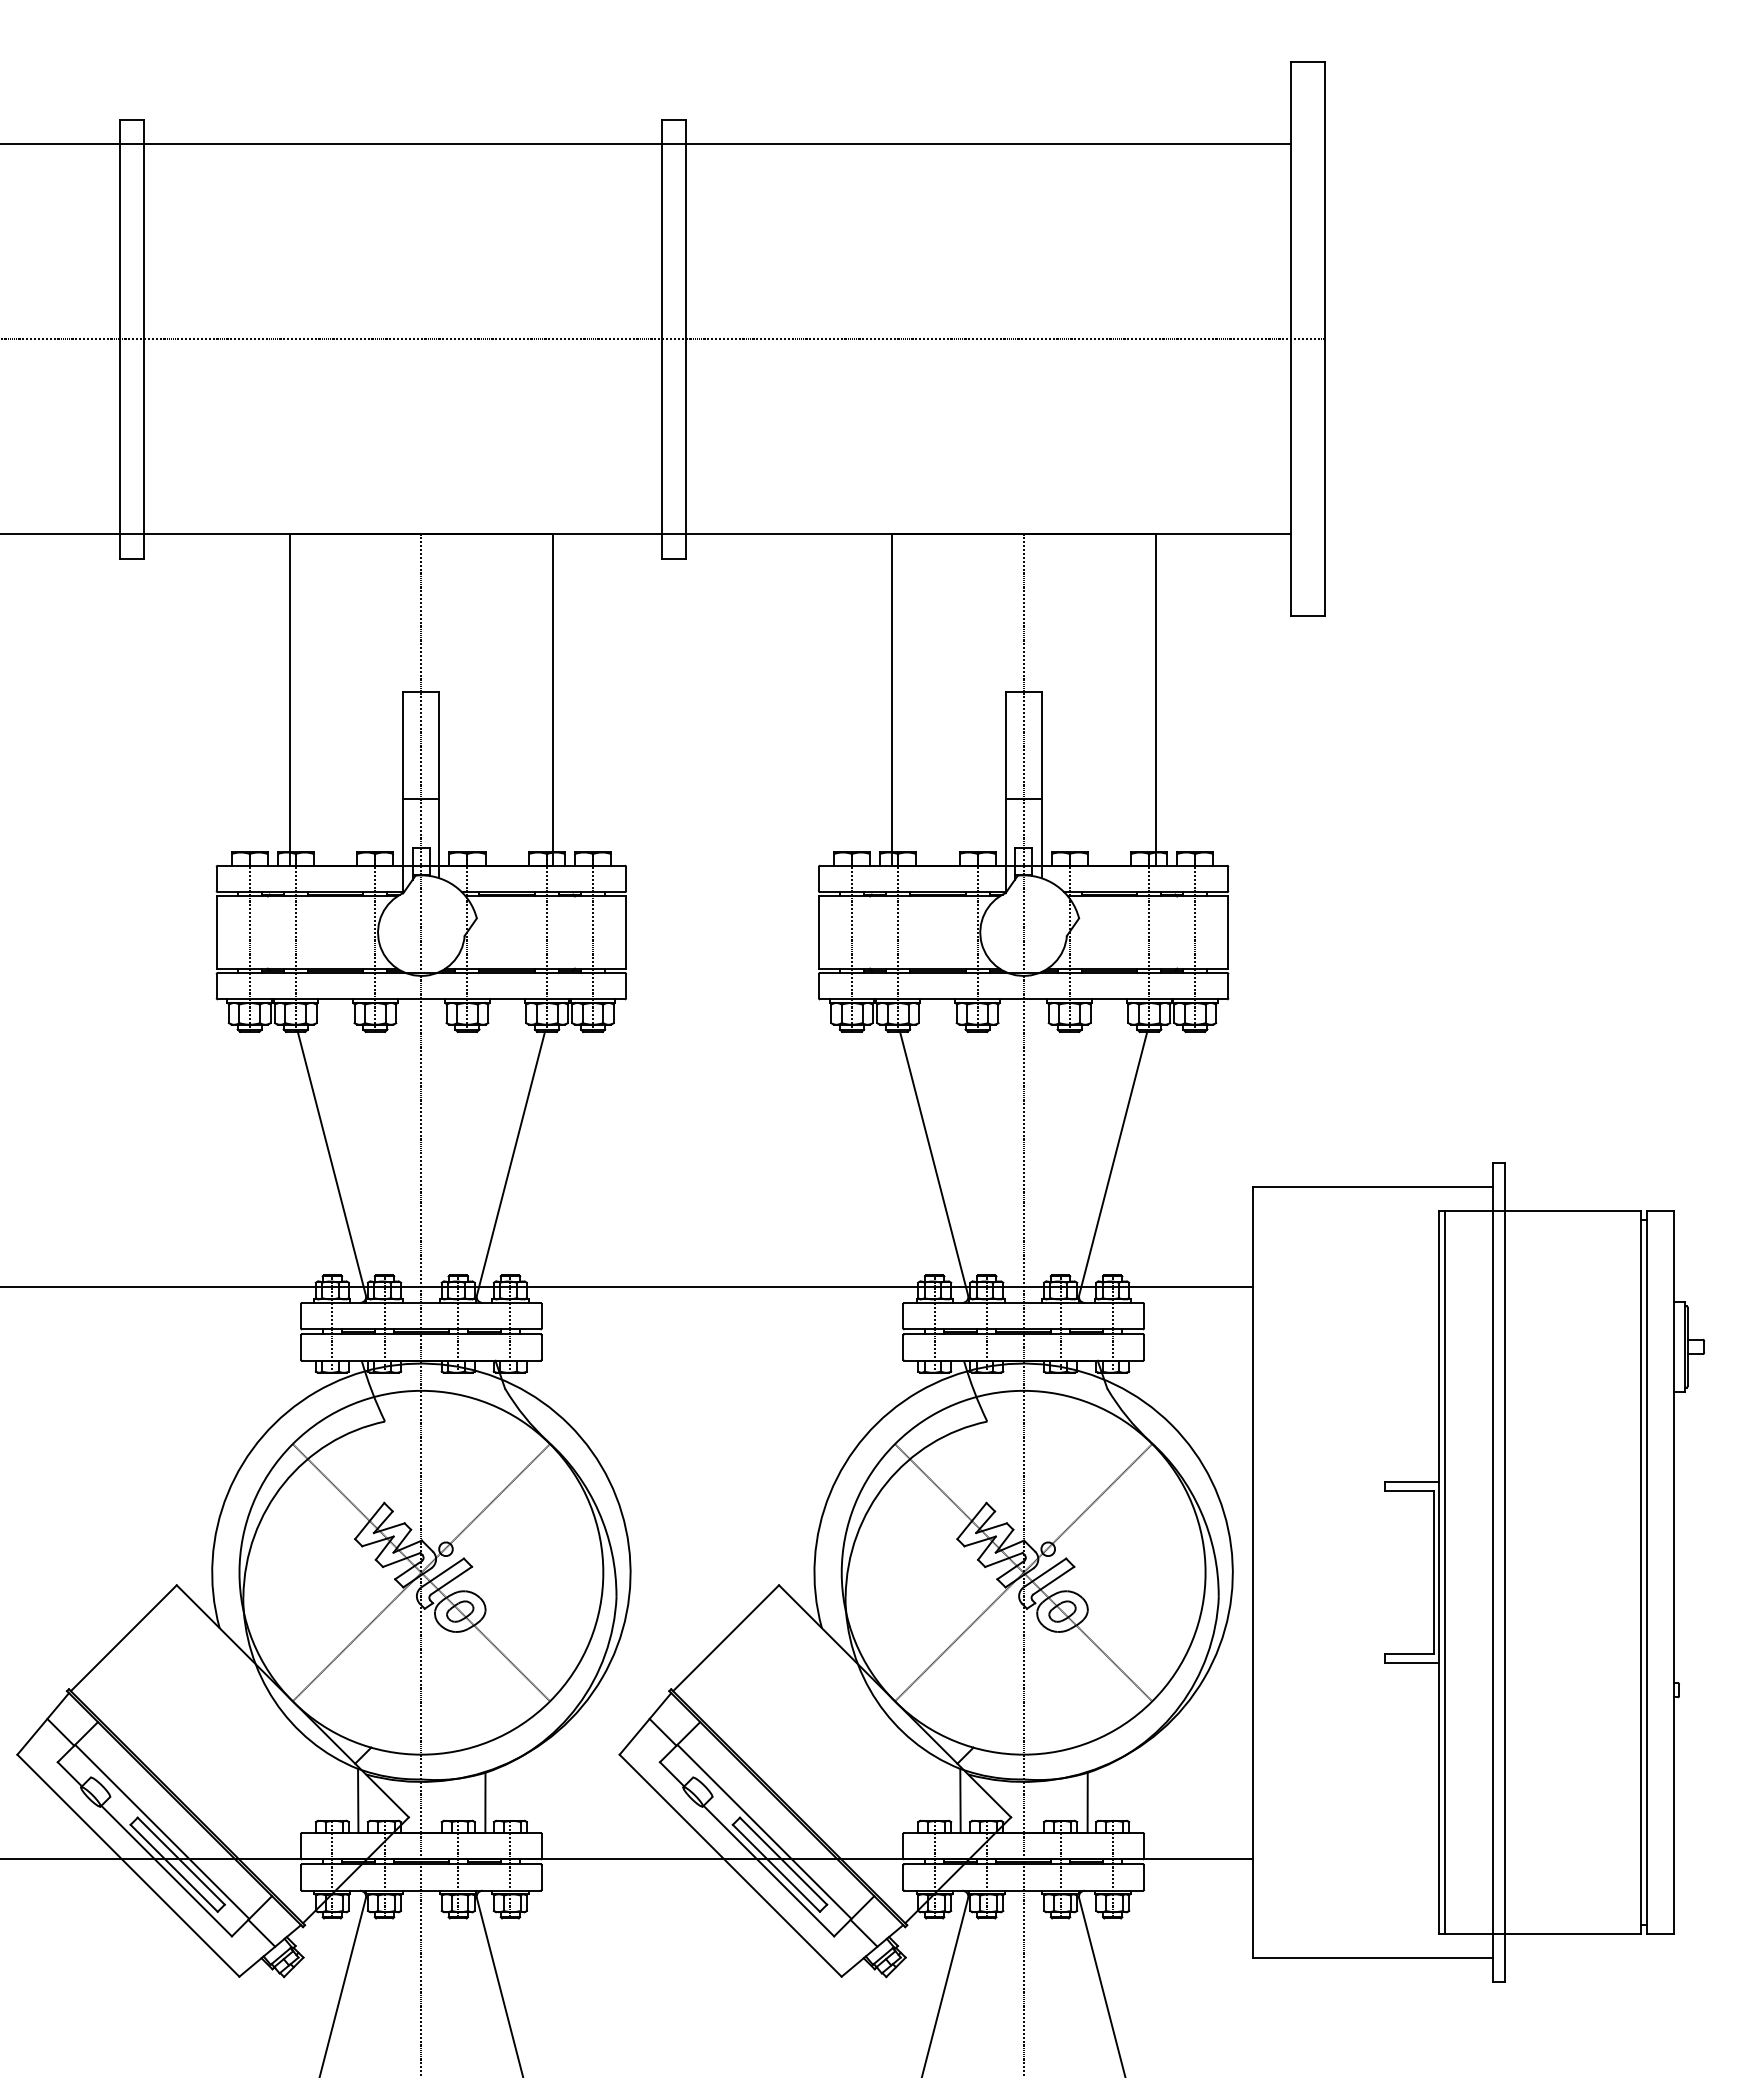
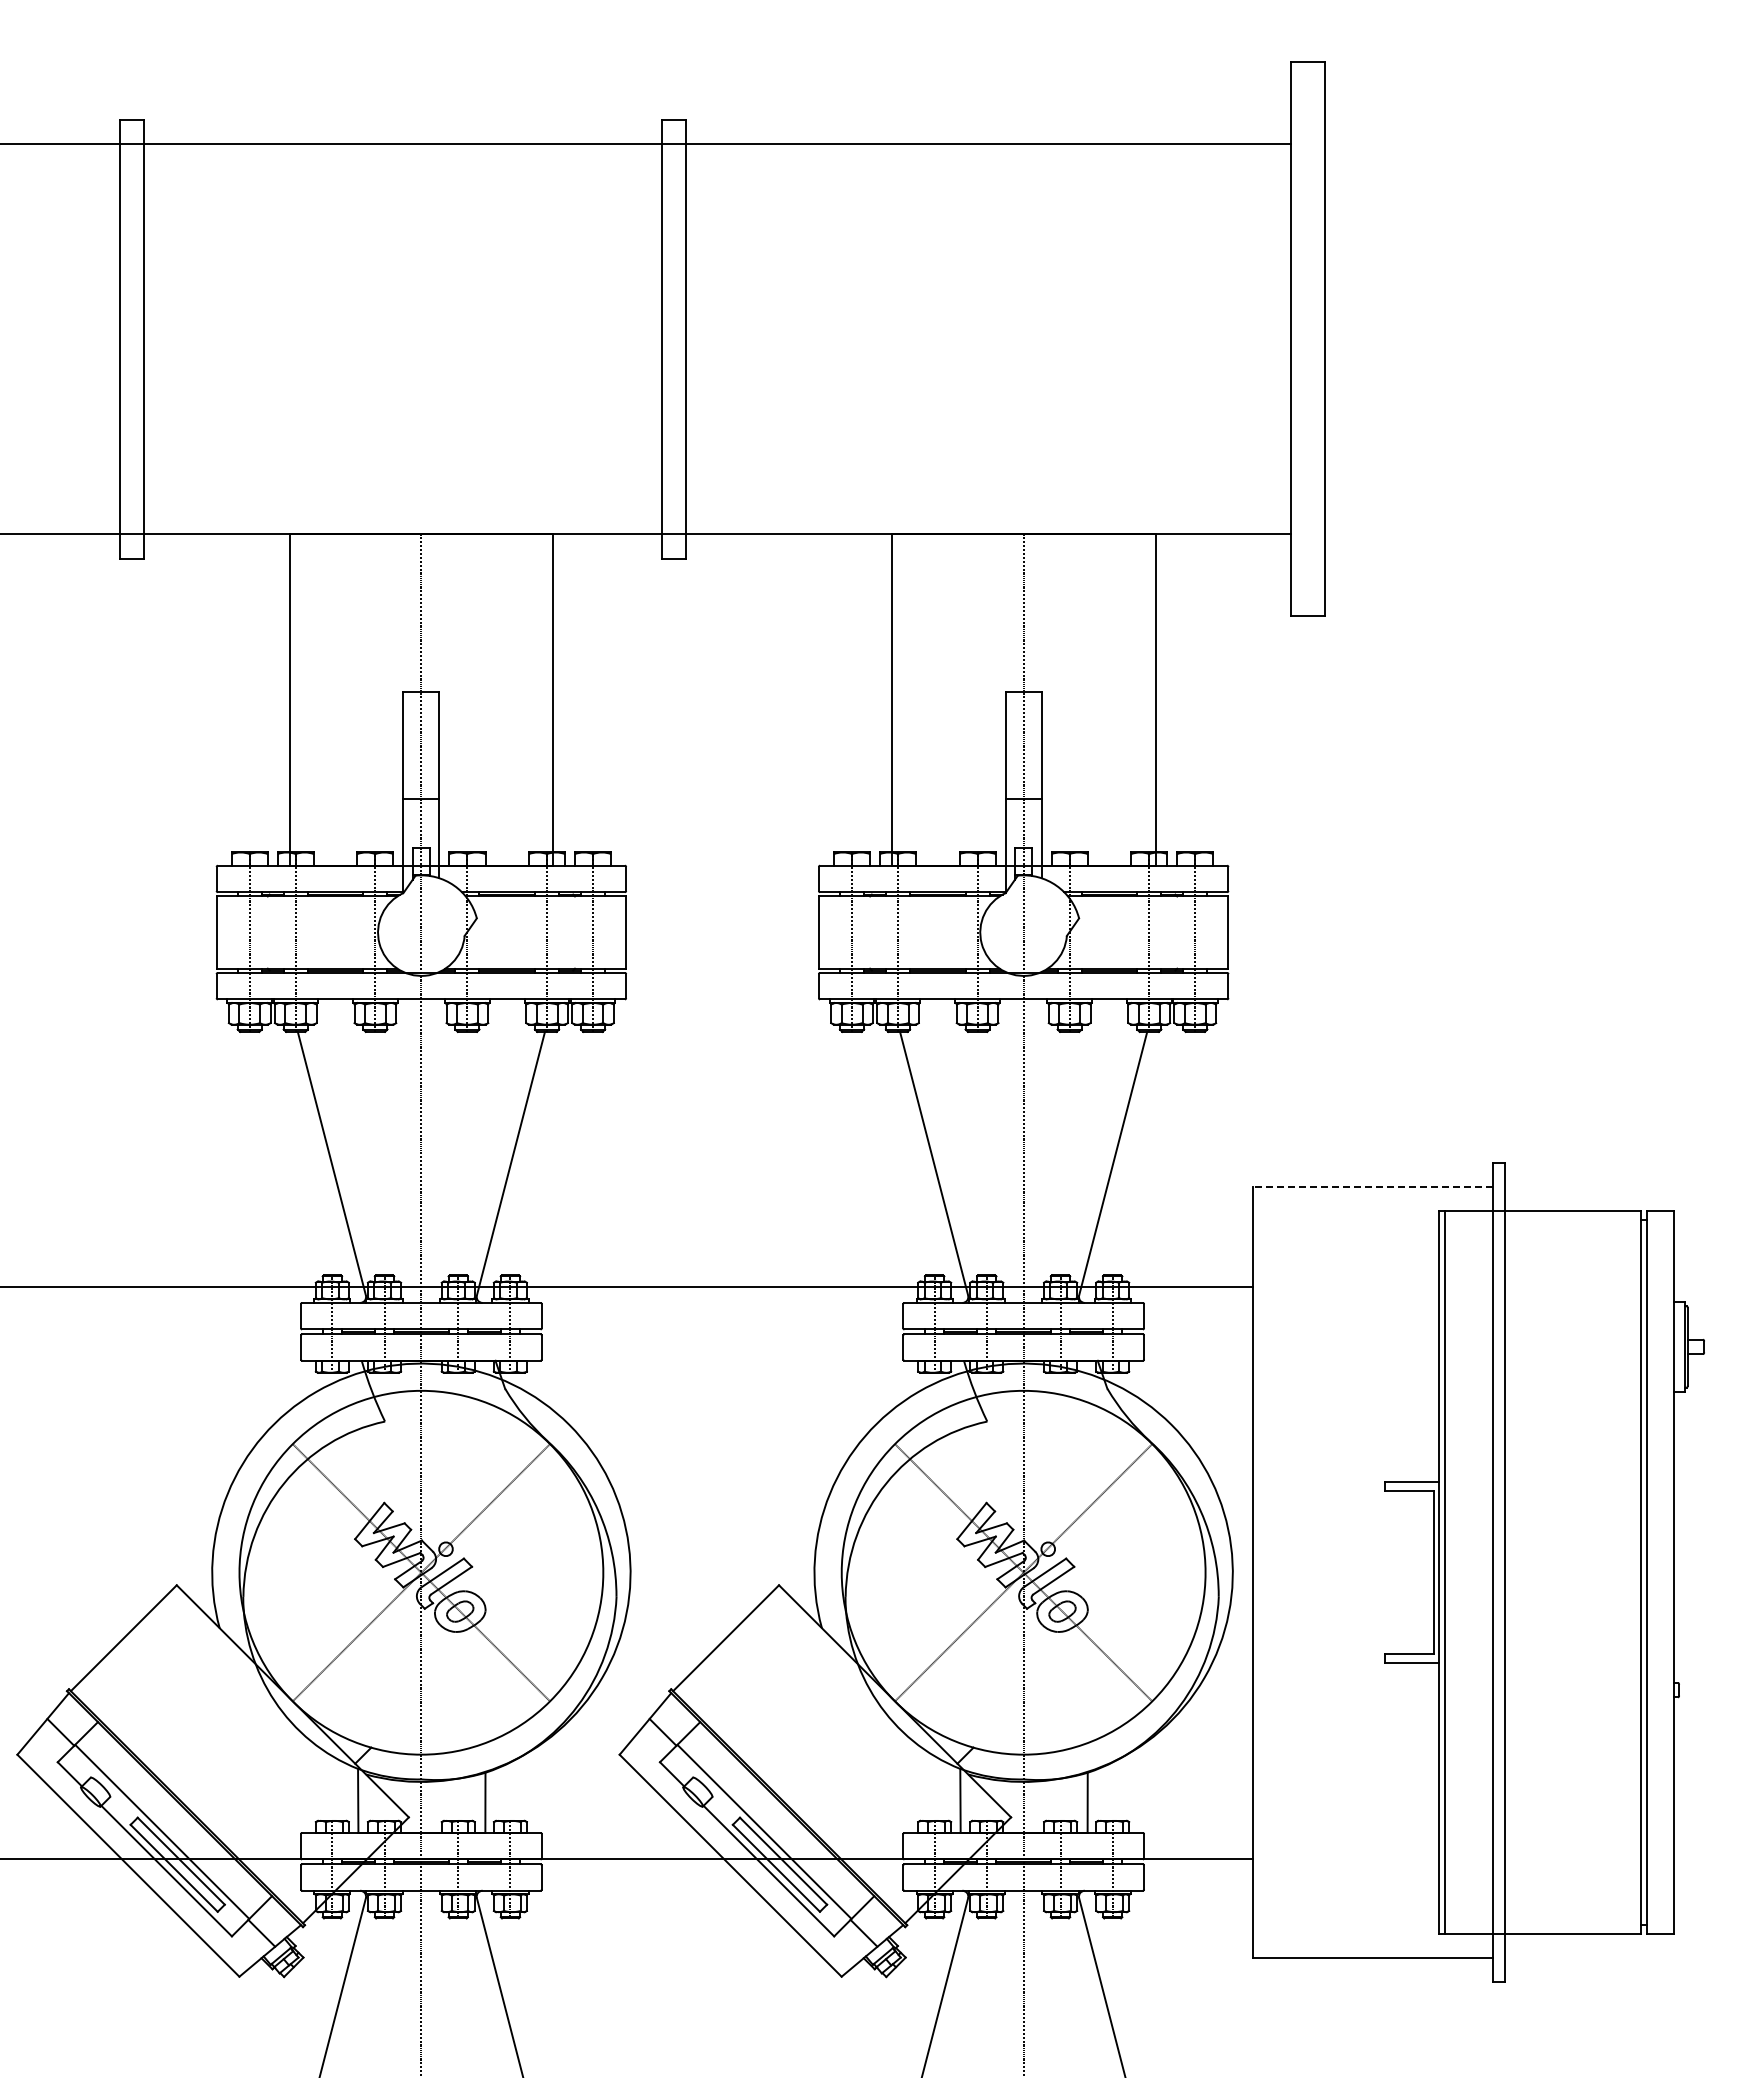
line: present -> none (663, 339)
line: solid -> dashed (1372, 1187)
